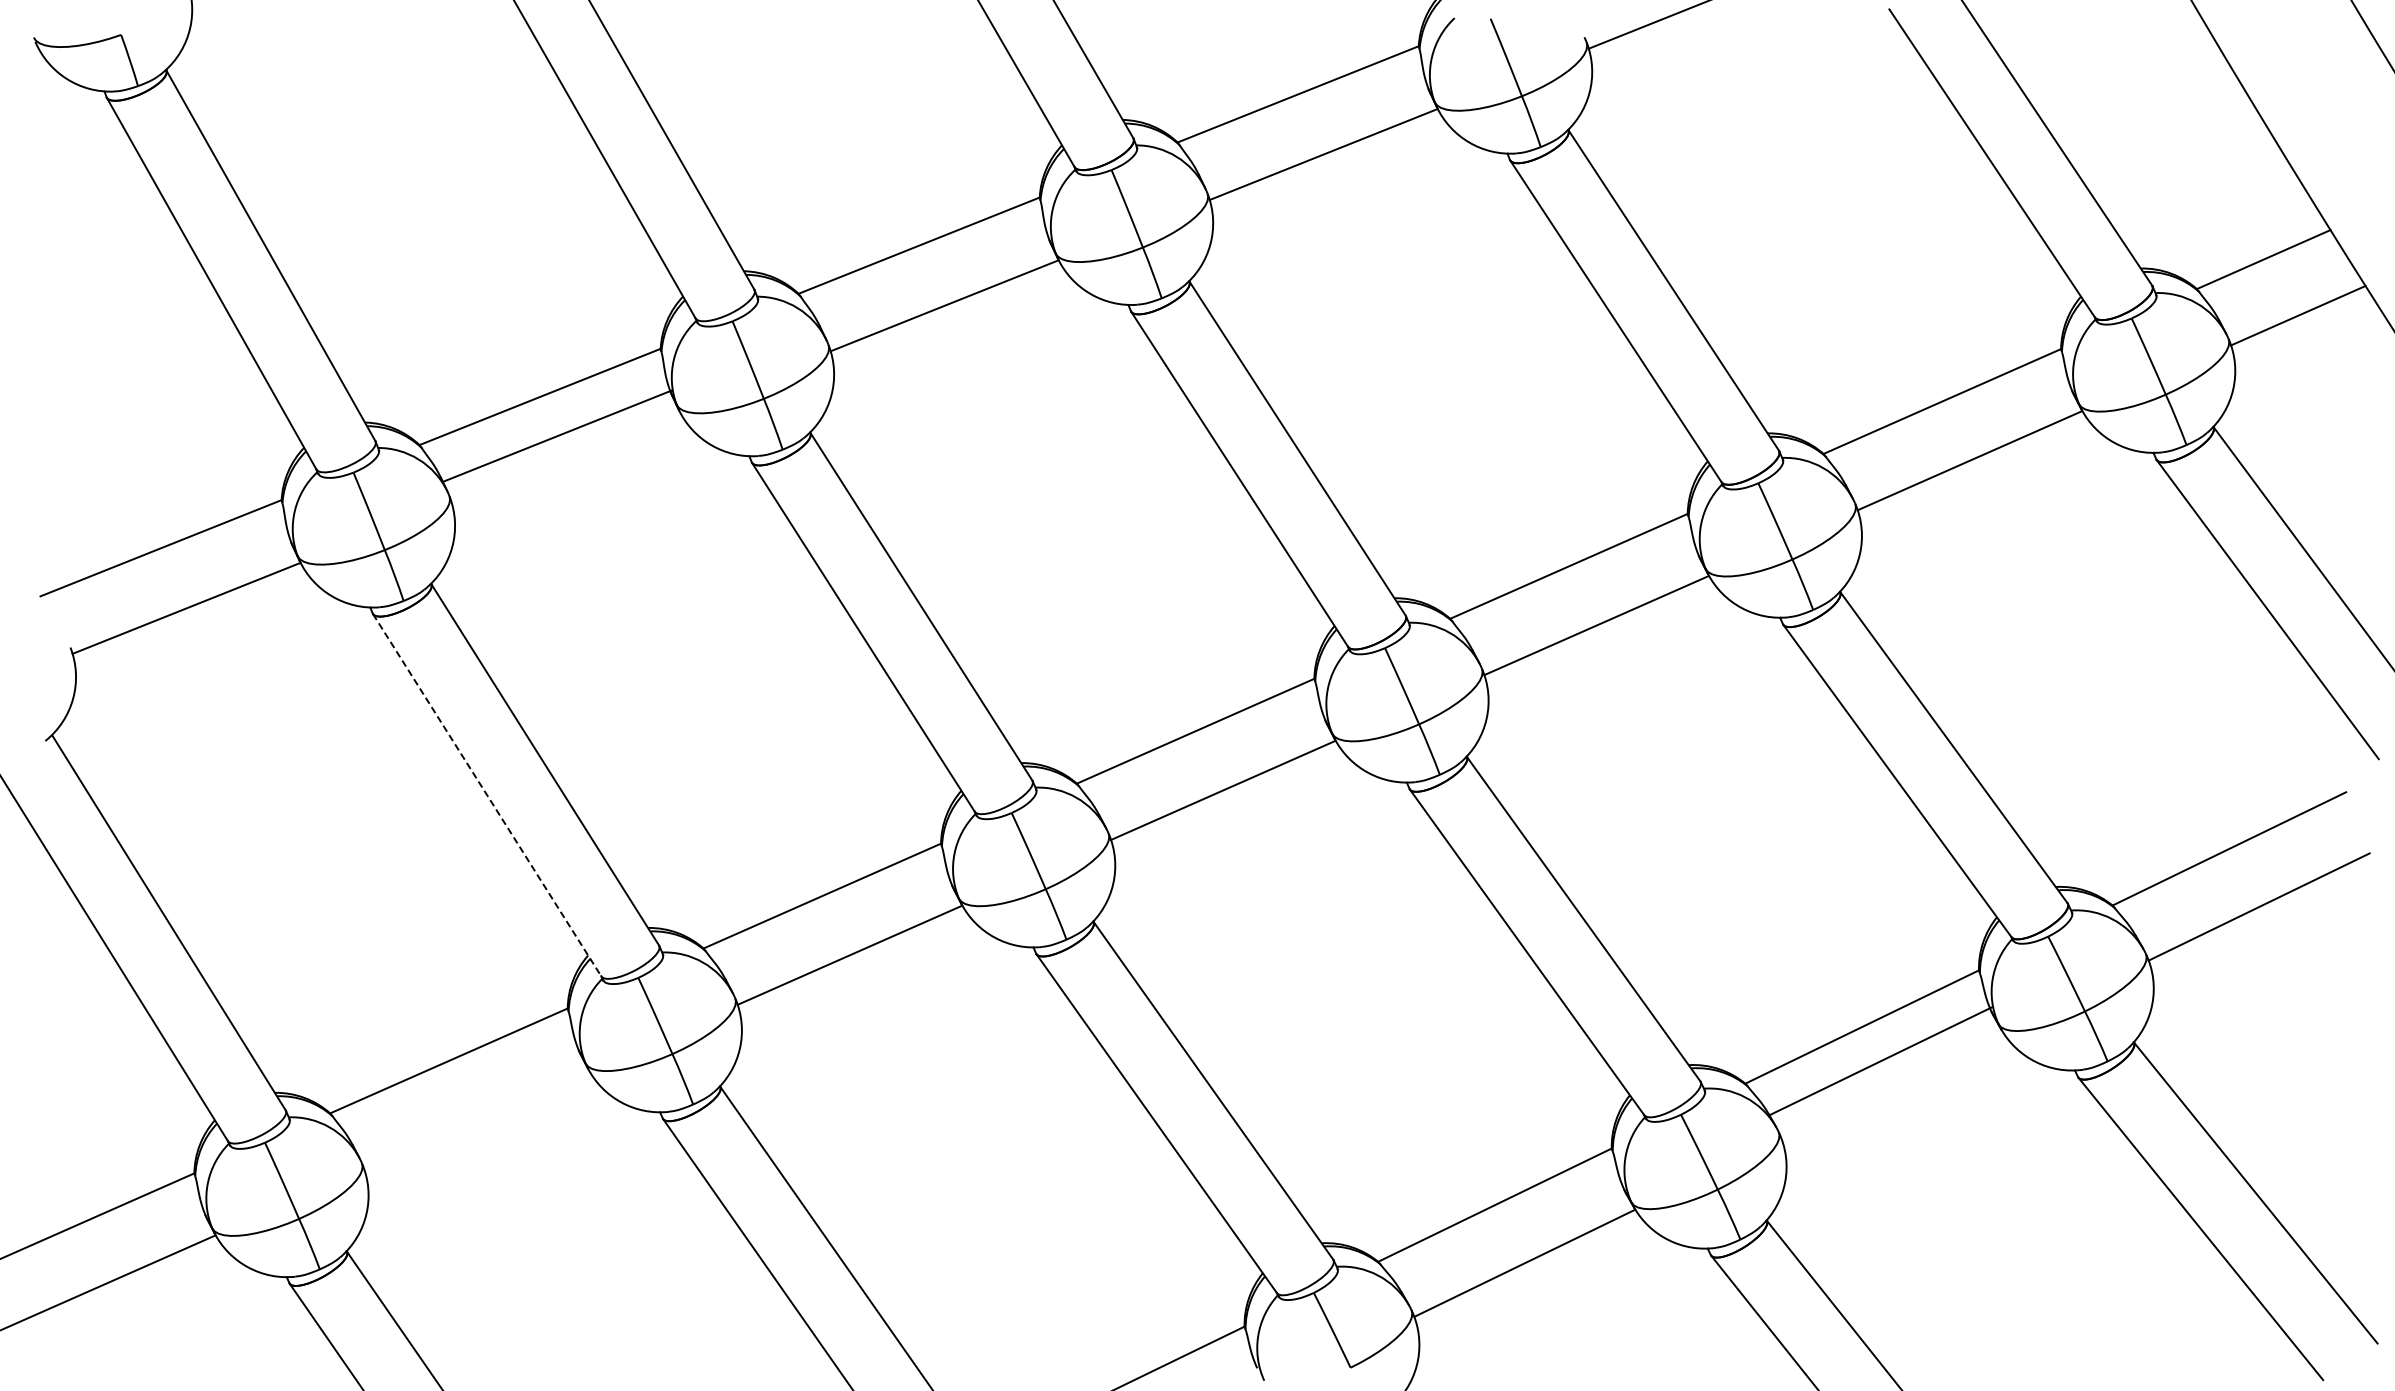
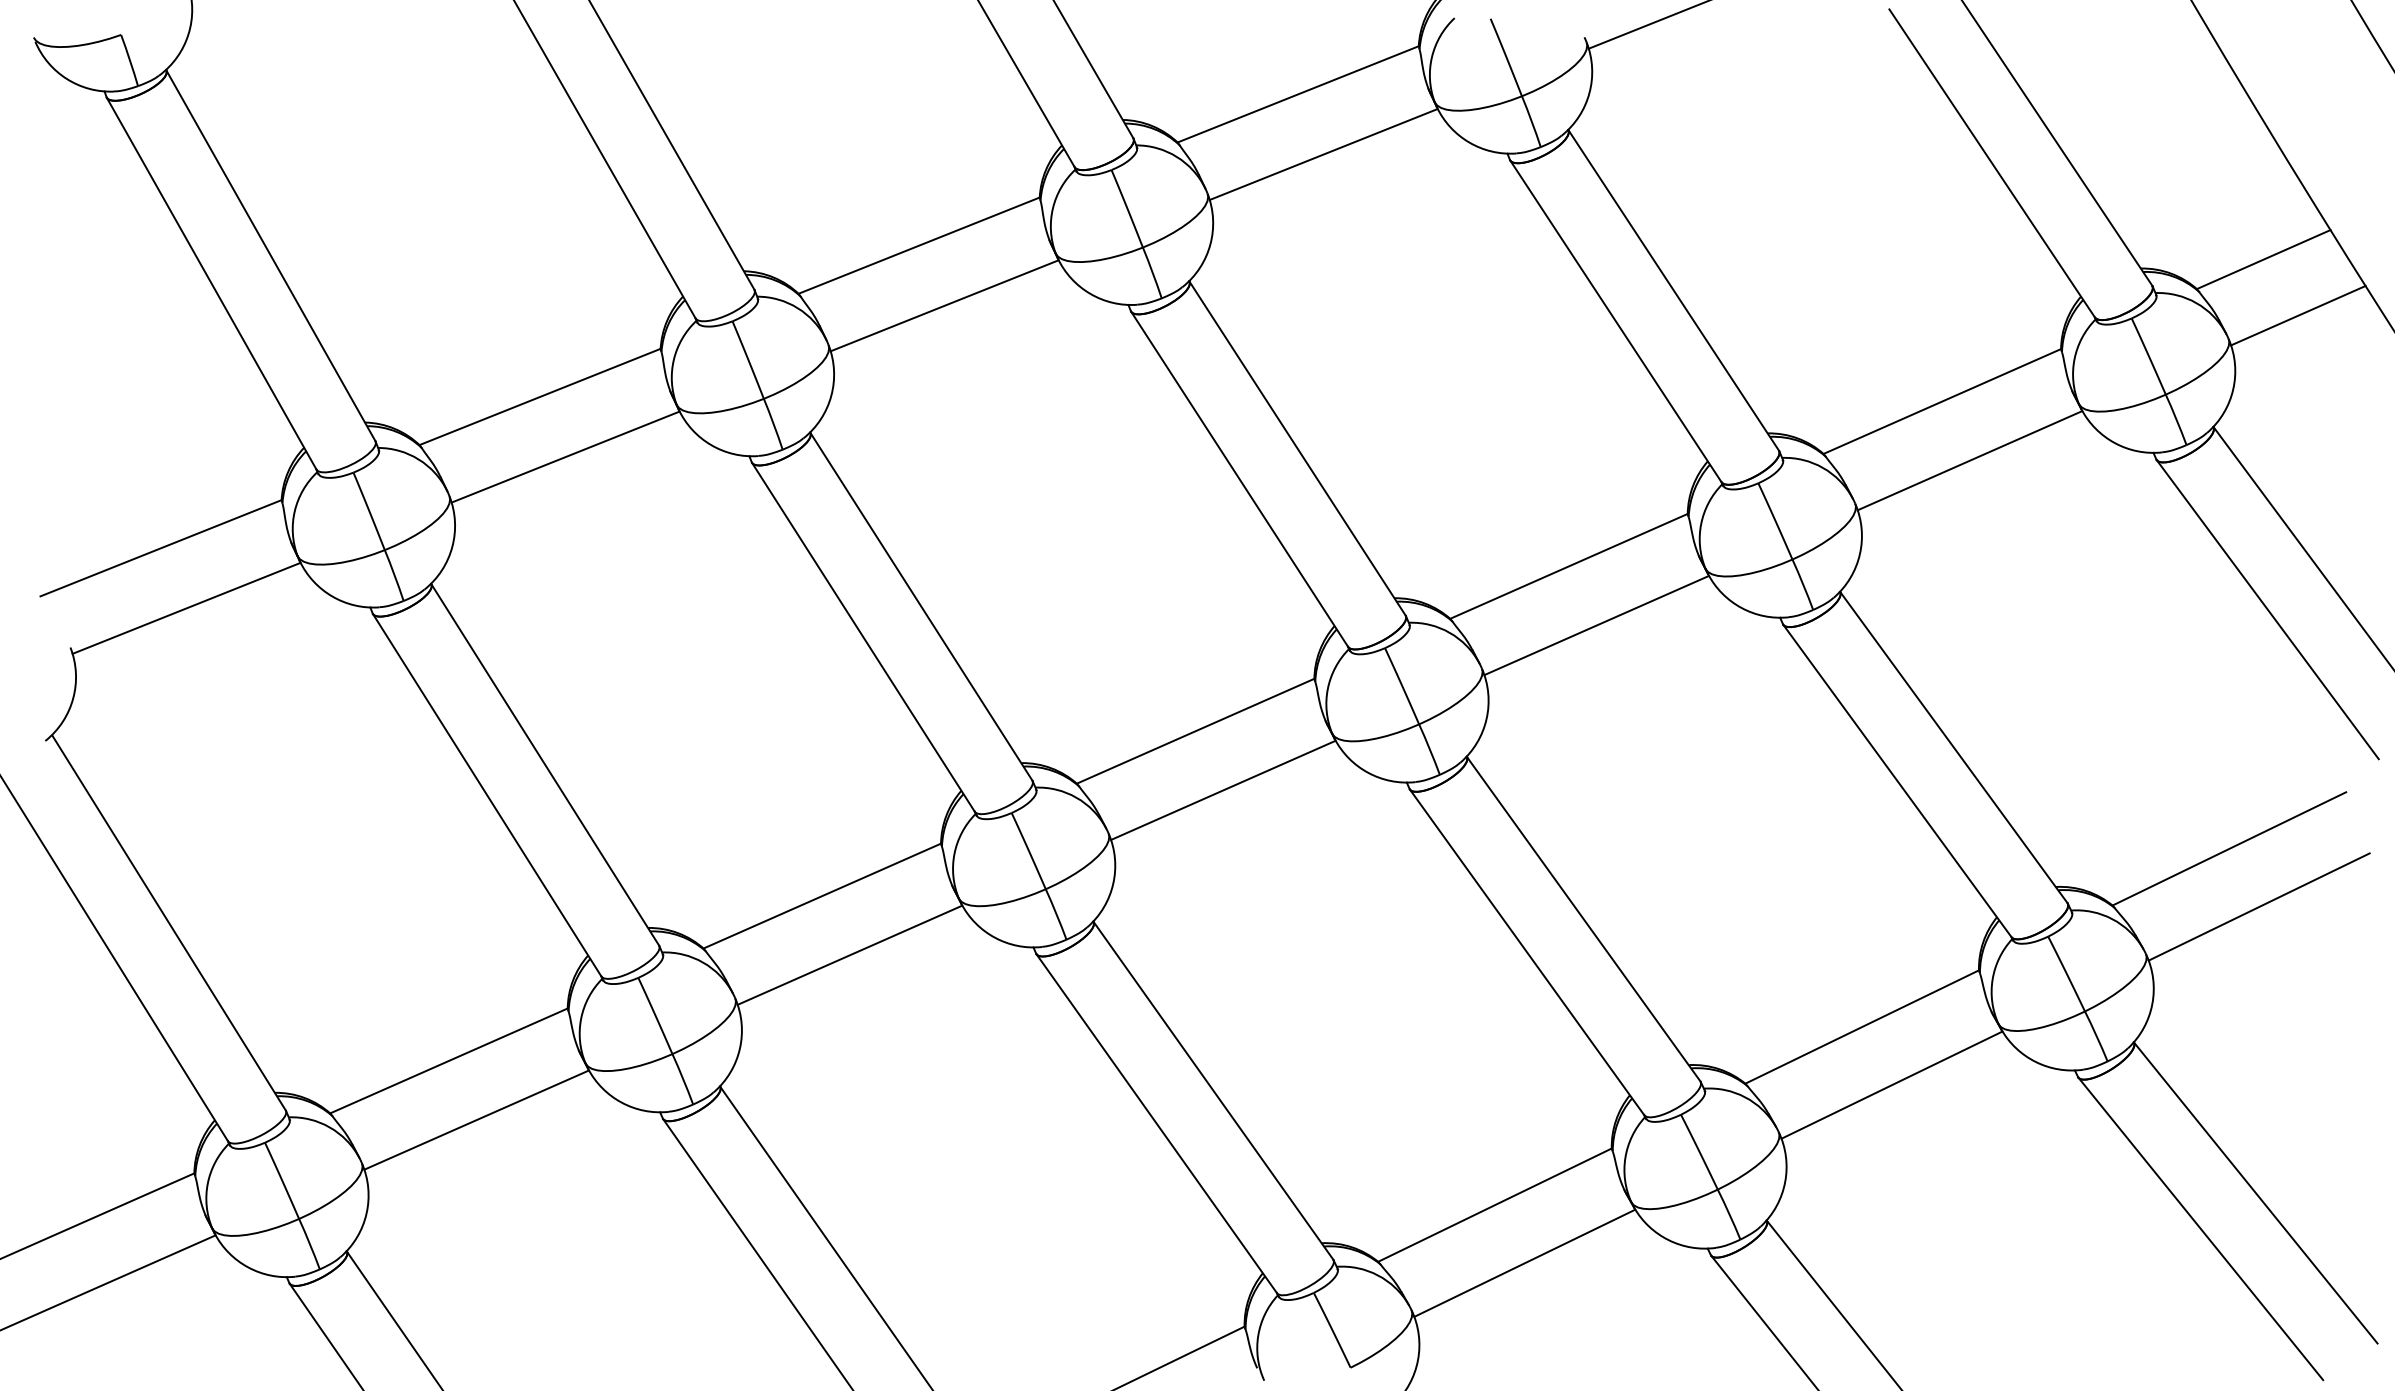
line position: (557, 435) -> (565, 456) (565, 456)
line: dashed -> solid (487, 795)
line position: (1880, 1060) -> (1891, 1084) (1891, 1084)
line: none -> present (476, 1119)
